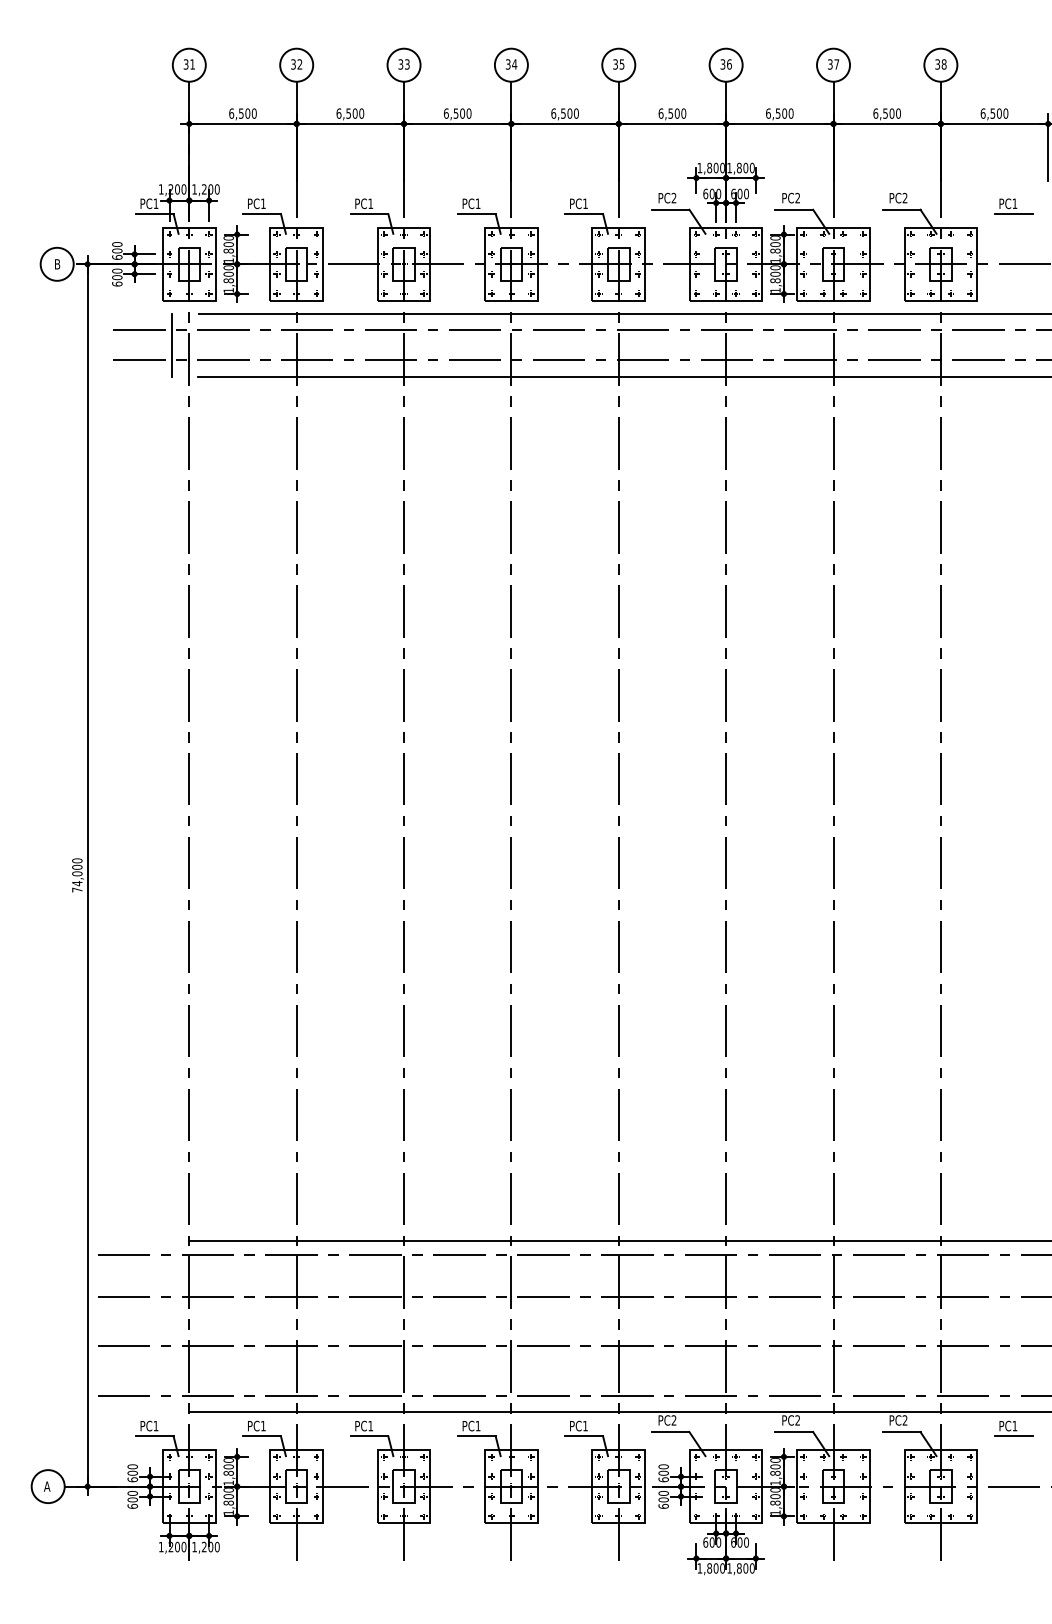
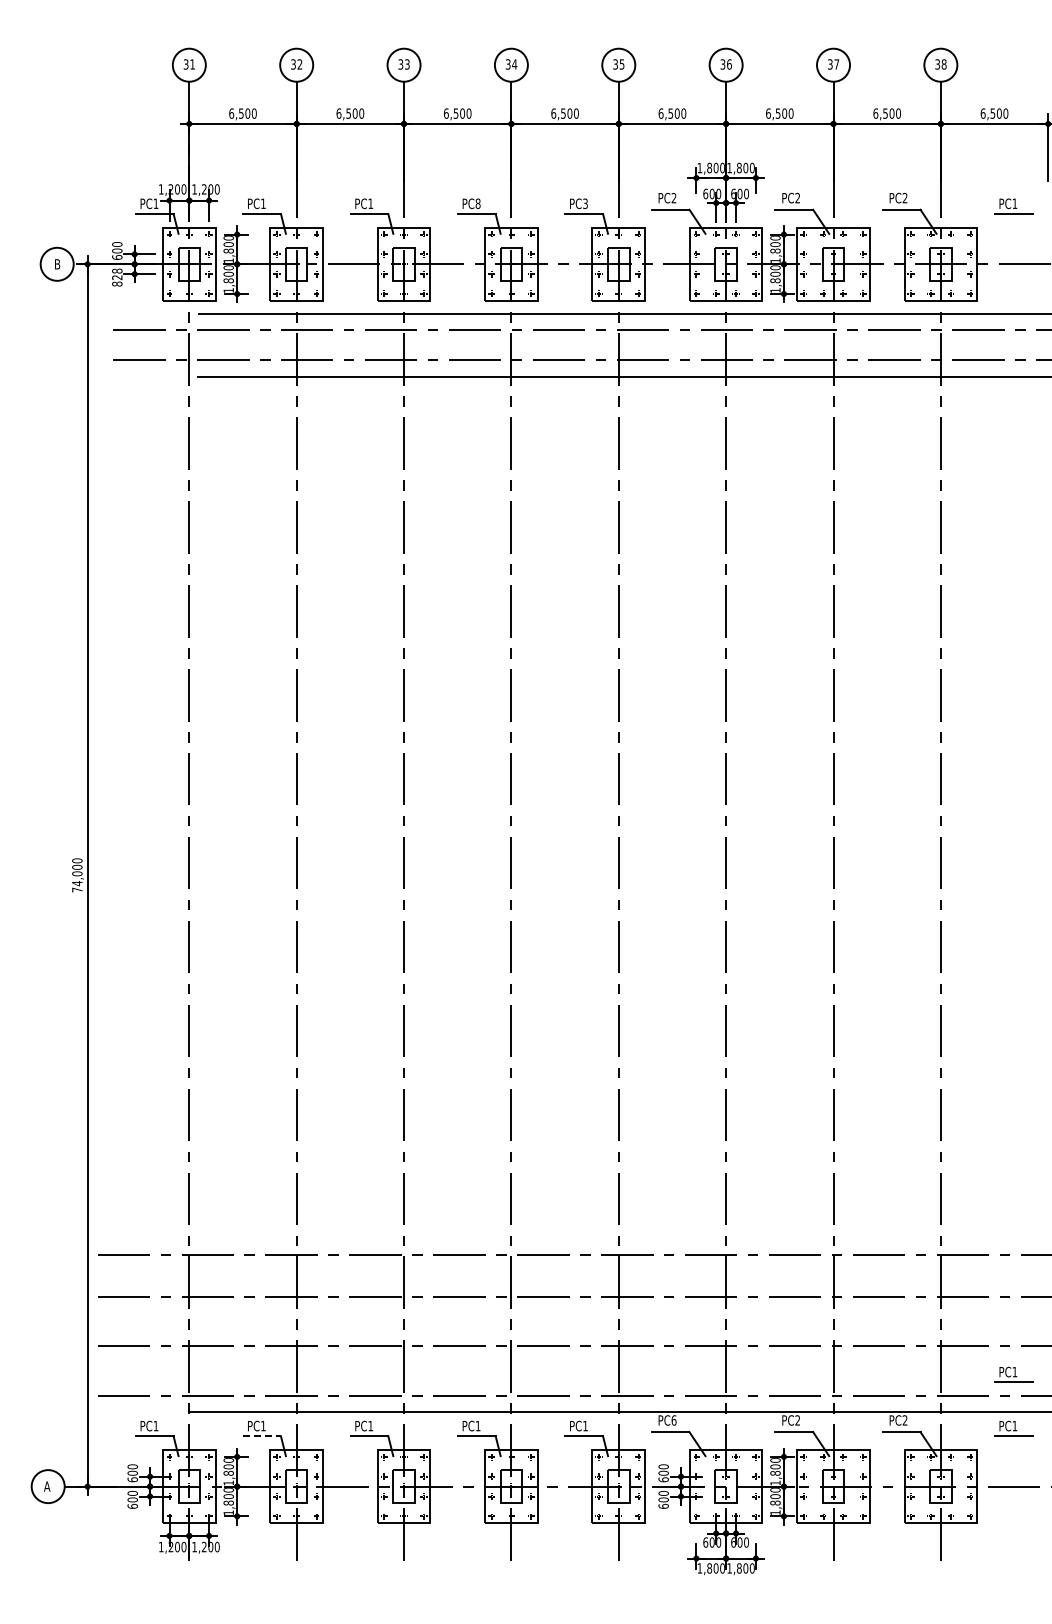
text: PC1 -> PC8 (477, 203)
text: PC1 -> PC3 (585, 203)
text: 600 -> 828 (117, 277)
line: present -> none (171, 344)
line: present -> none (618, 1240)
part: none -> present (1013, 1374)
text: PC2 -> PC6 (673, 1420)
line: solid -> dashed (262, 1436)
